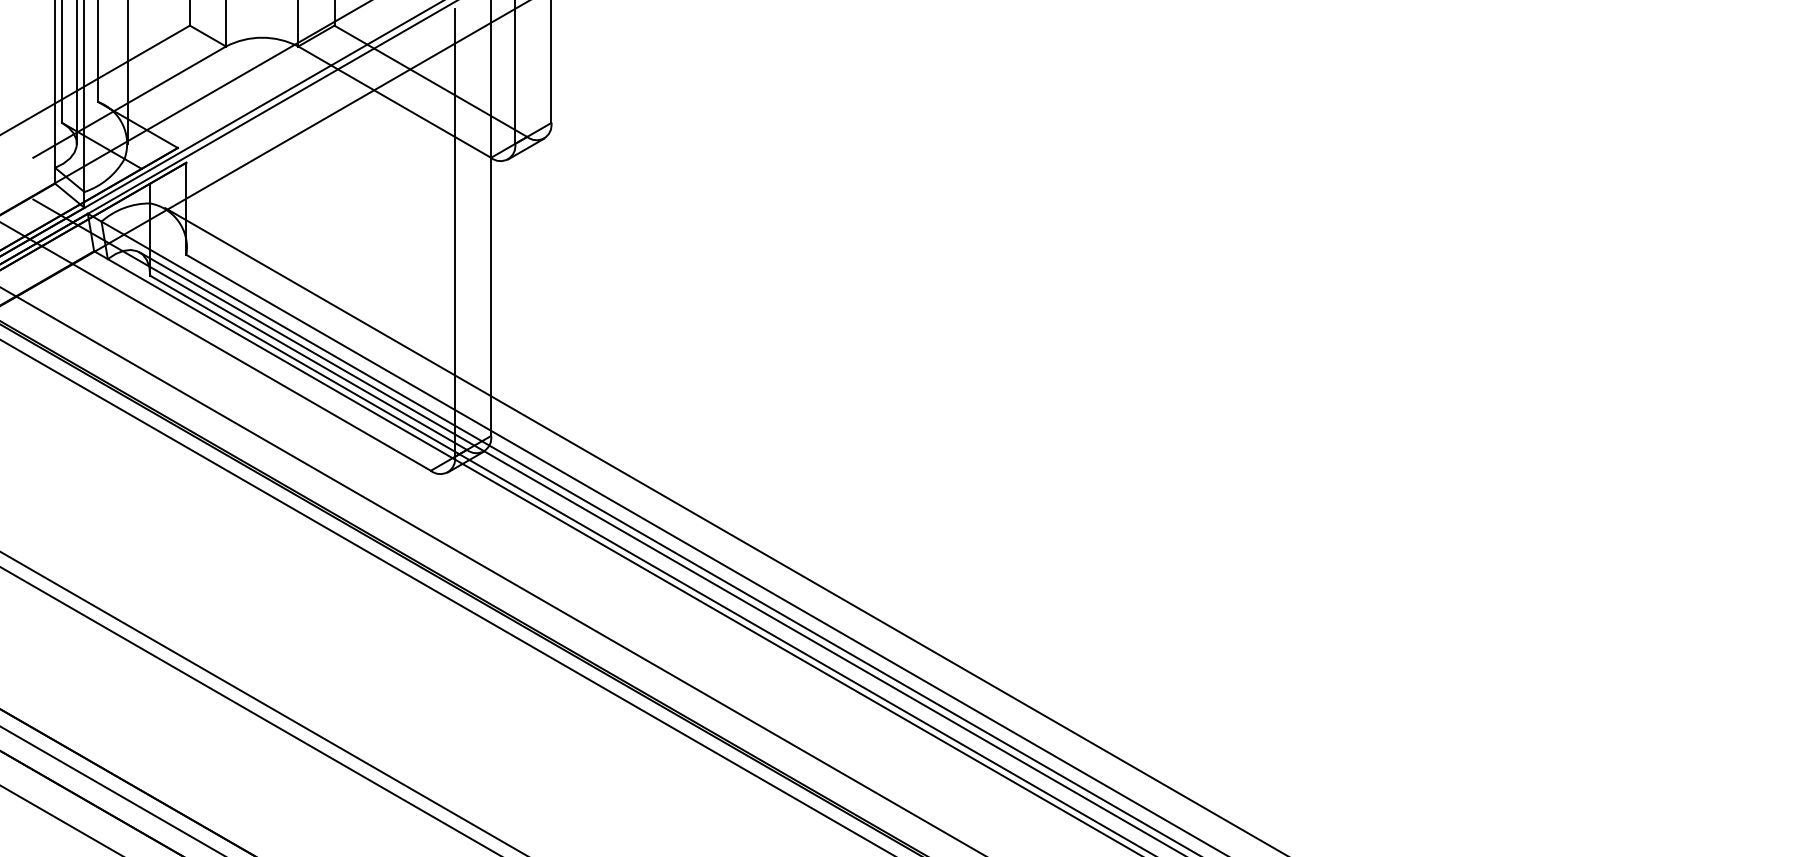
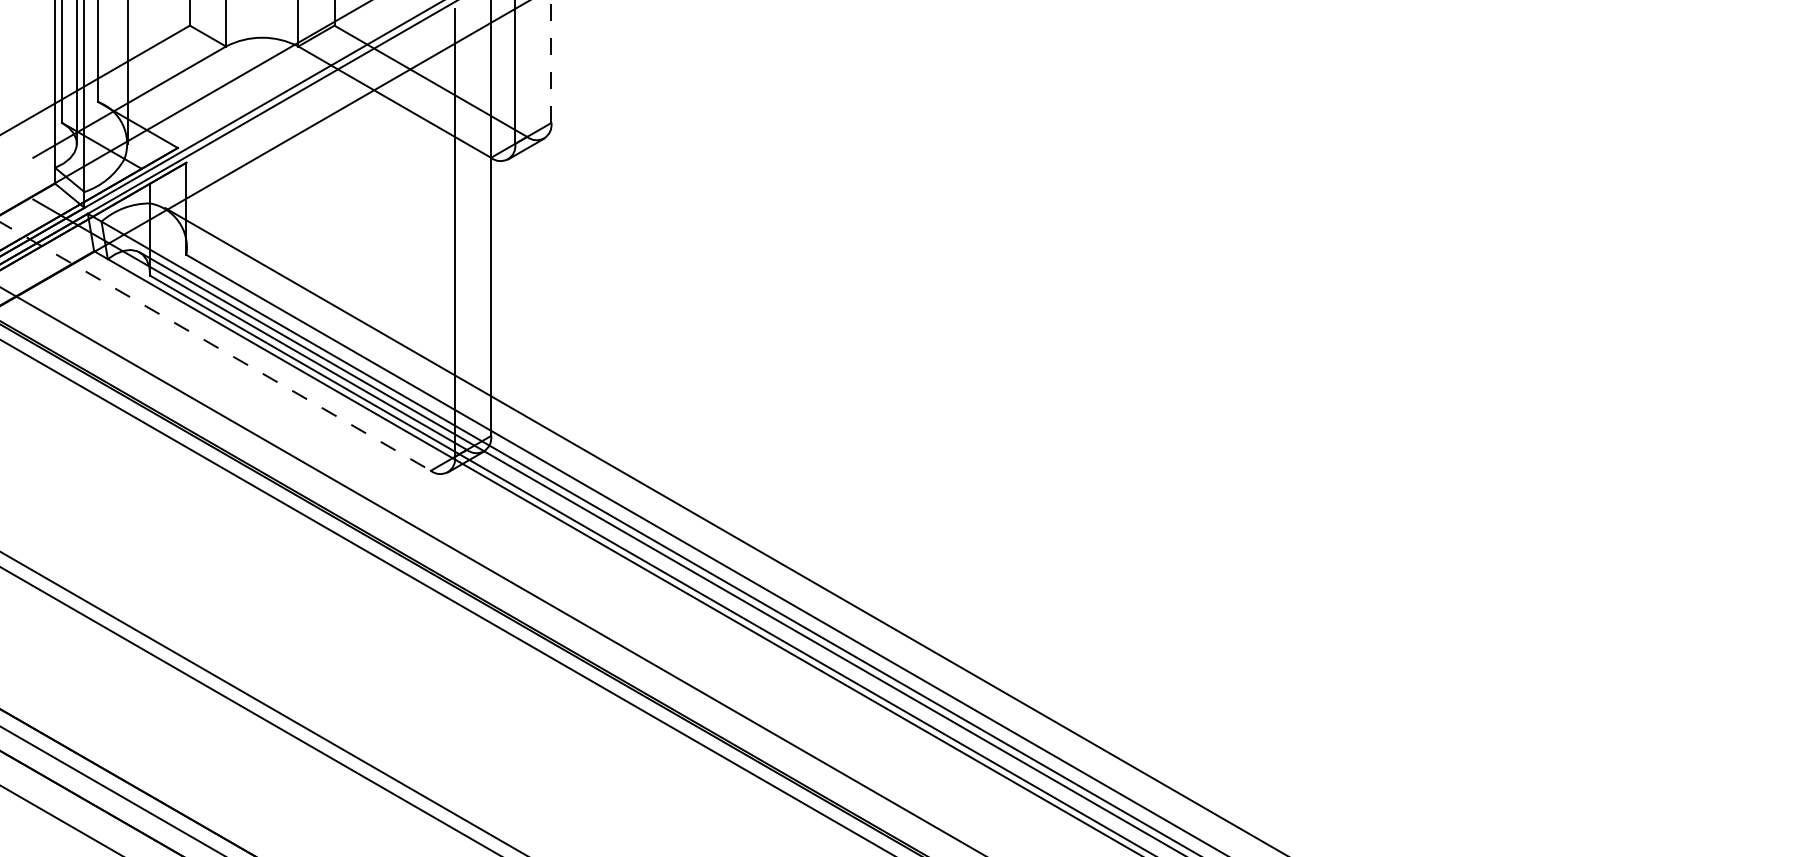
line: solid -> dashed (551, 61)
line: solid -> dashed (216, 346)
